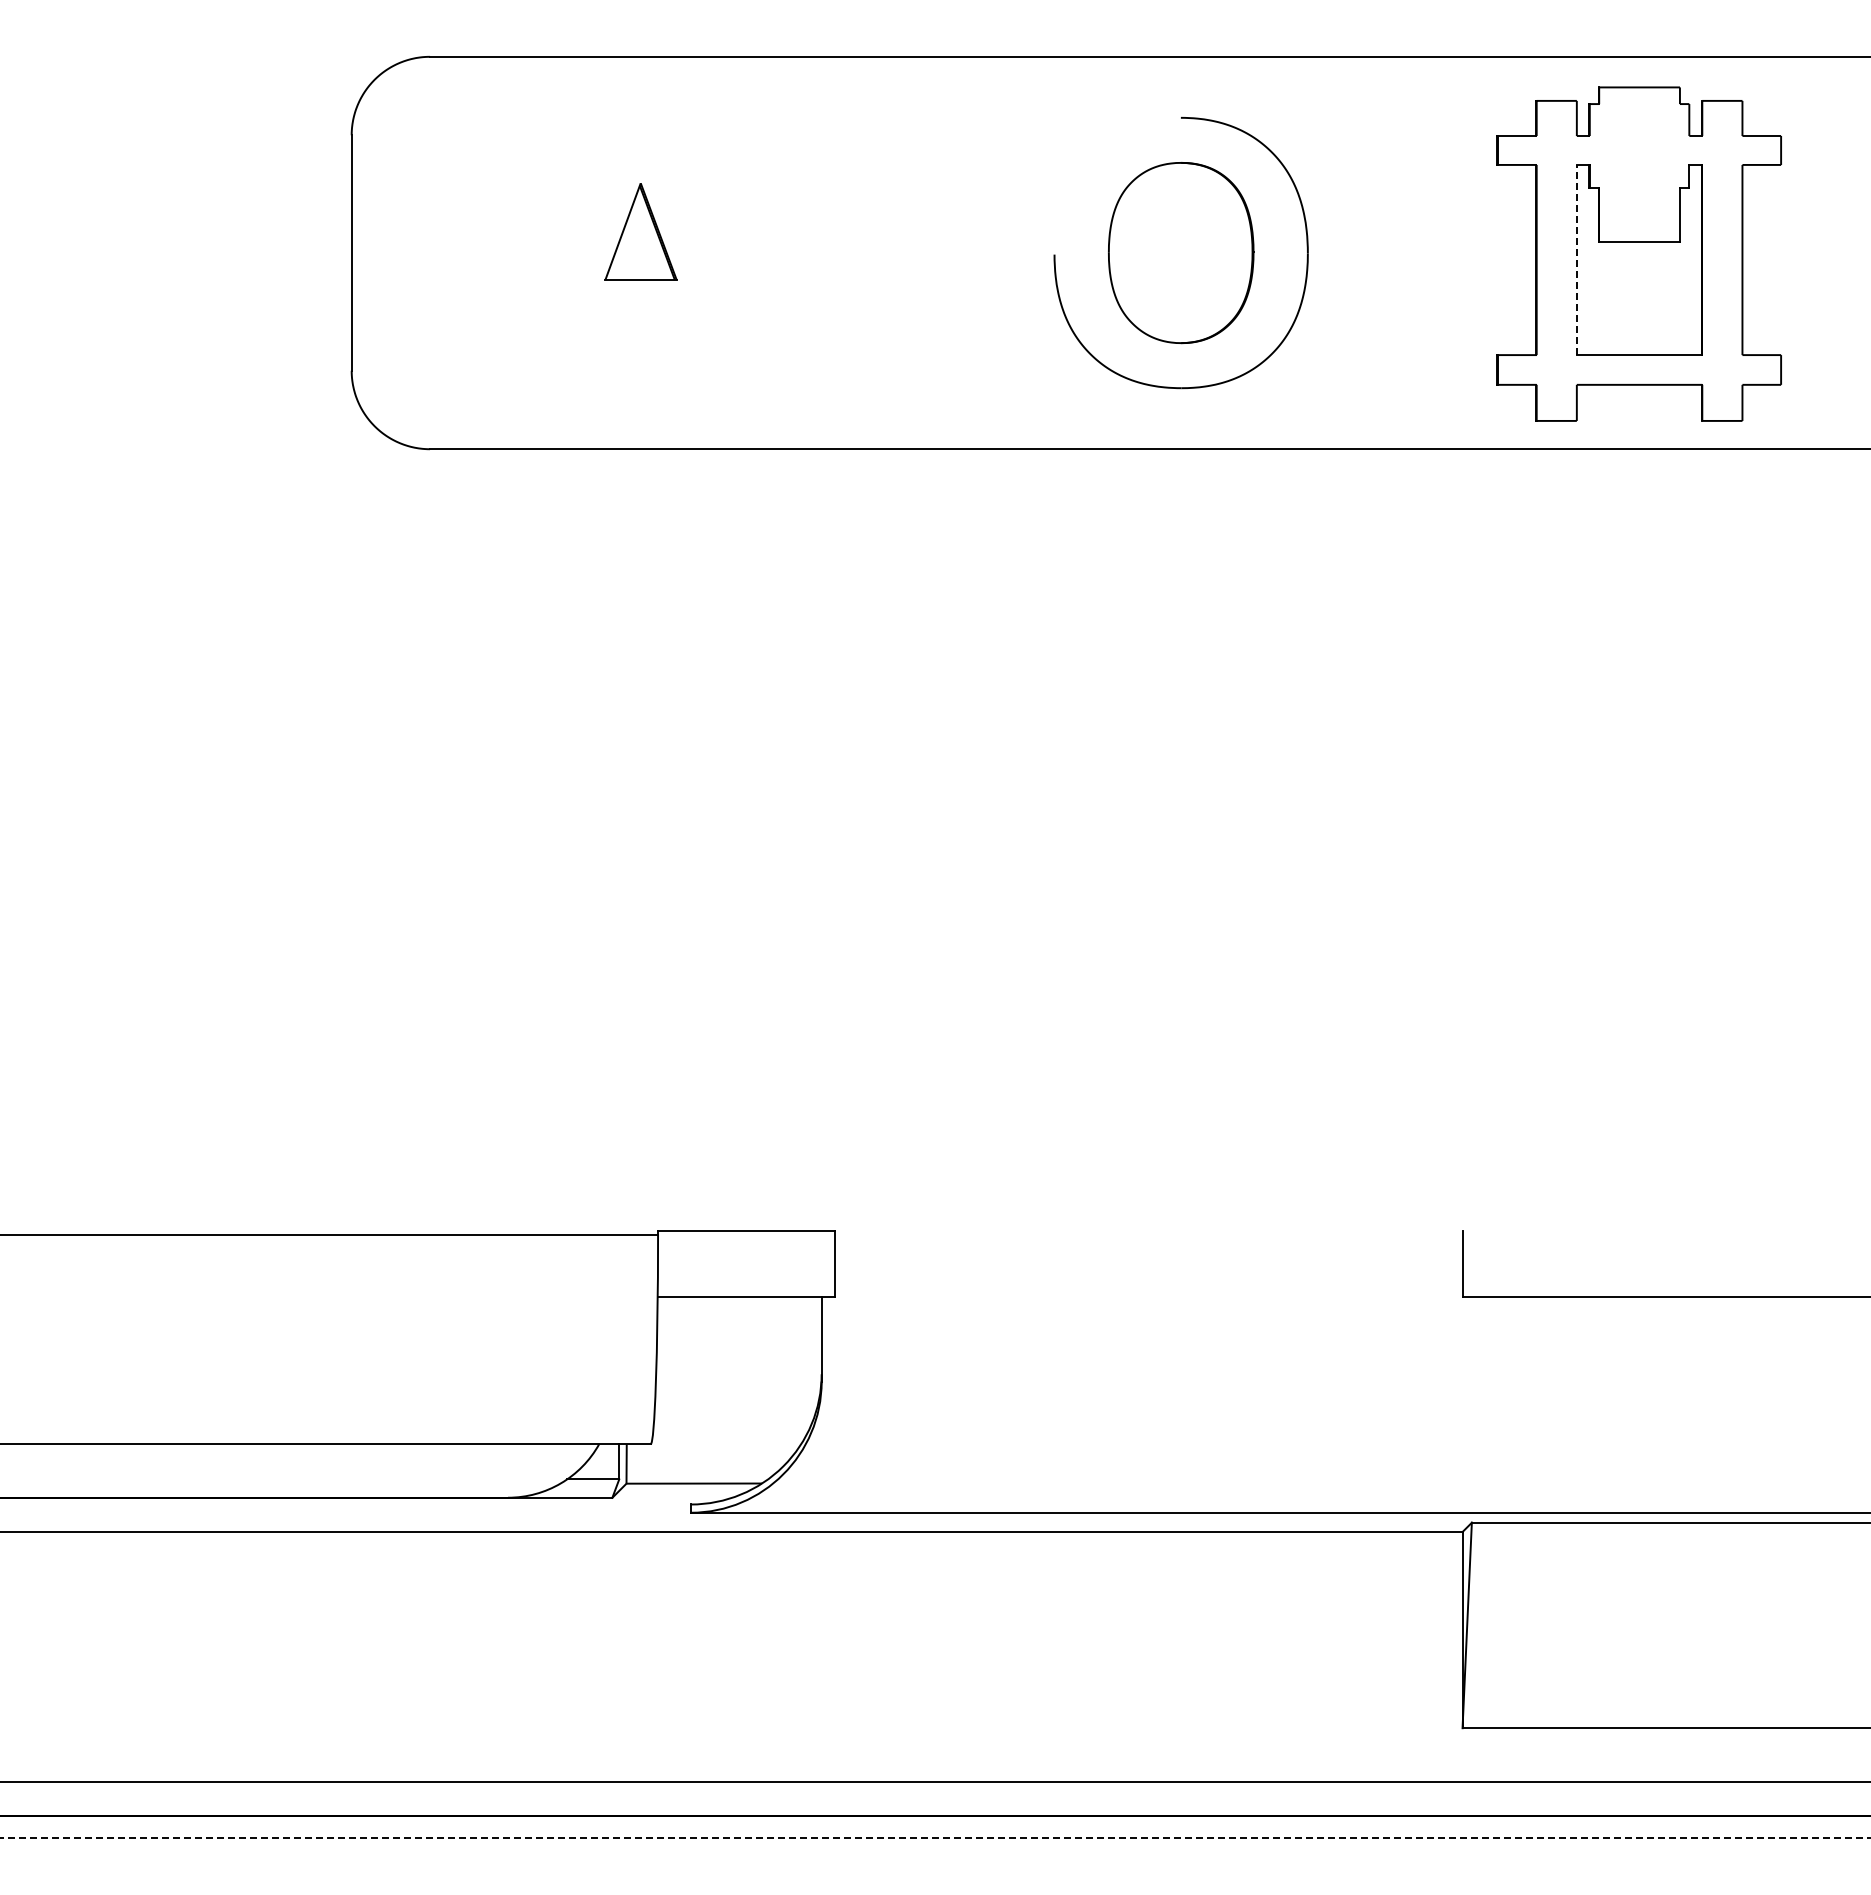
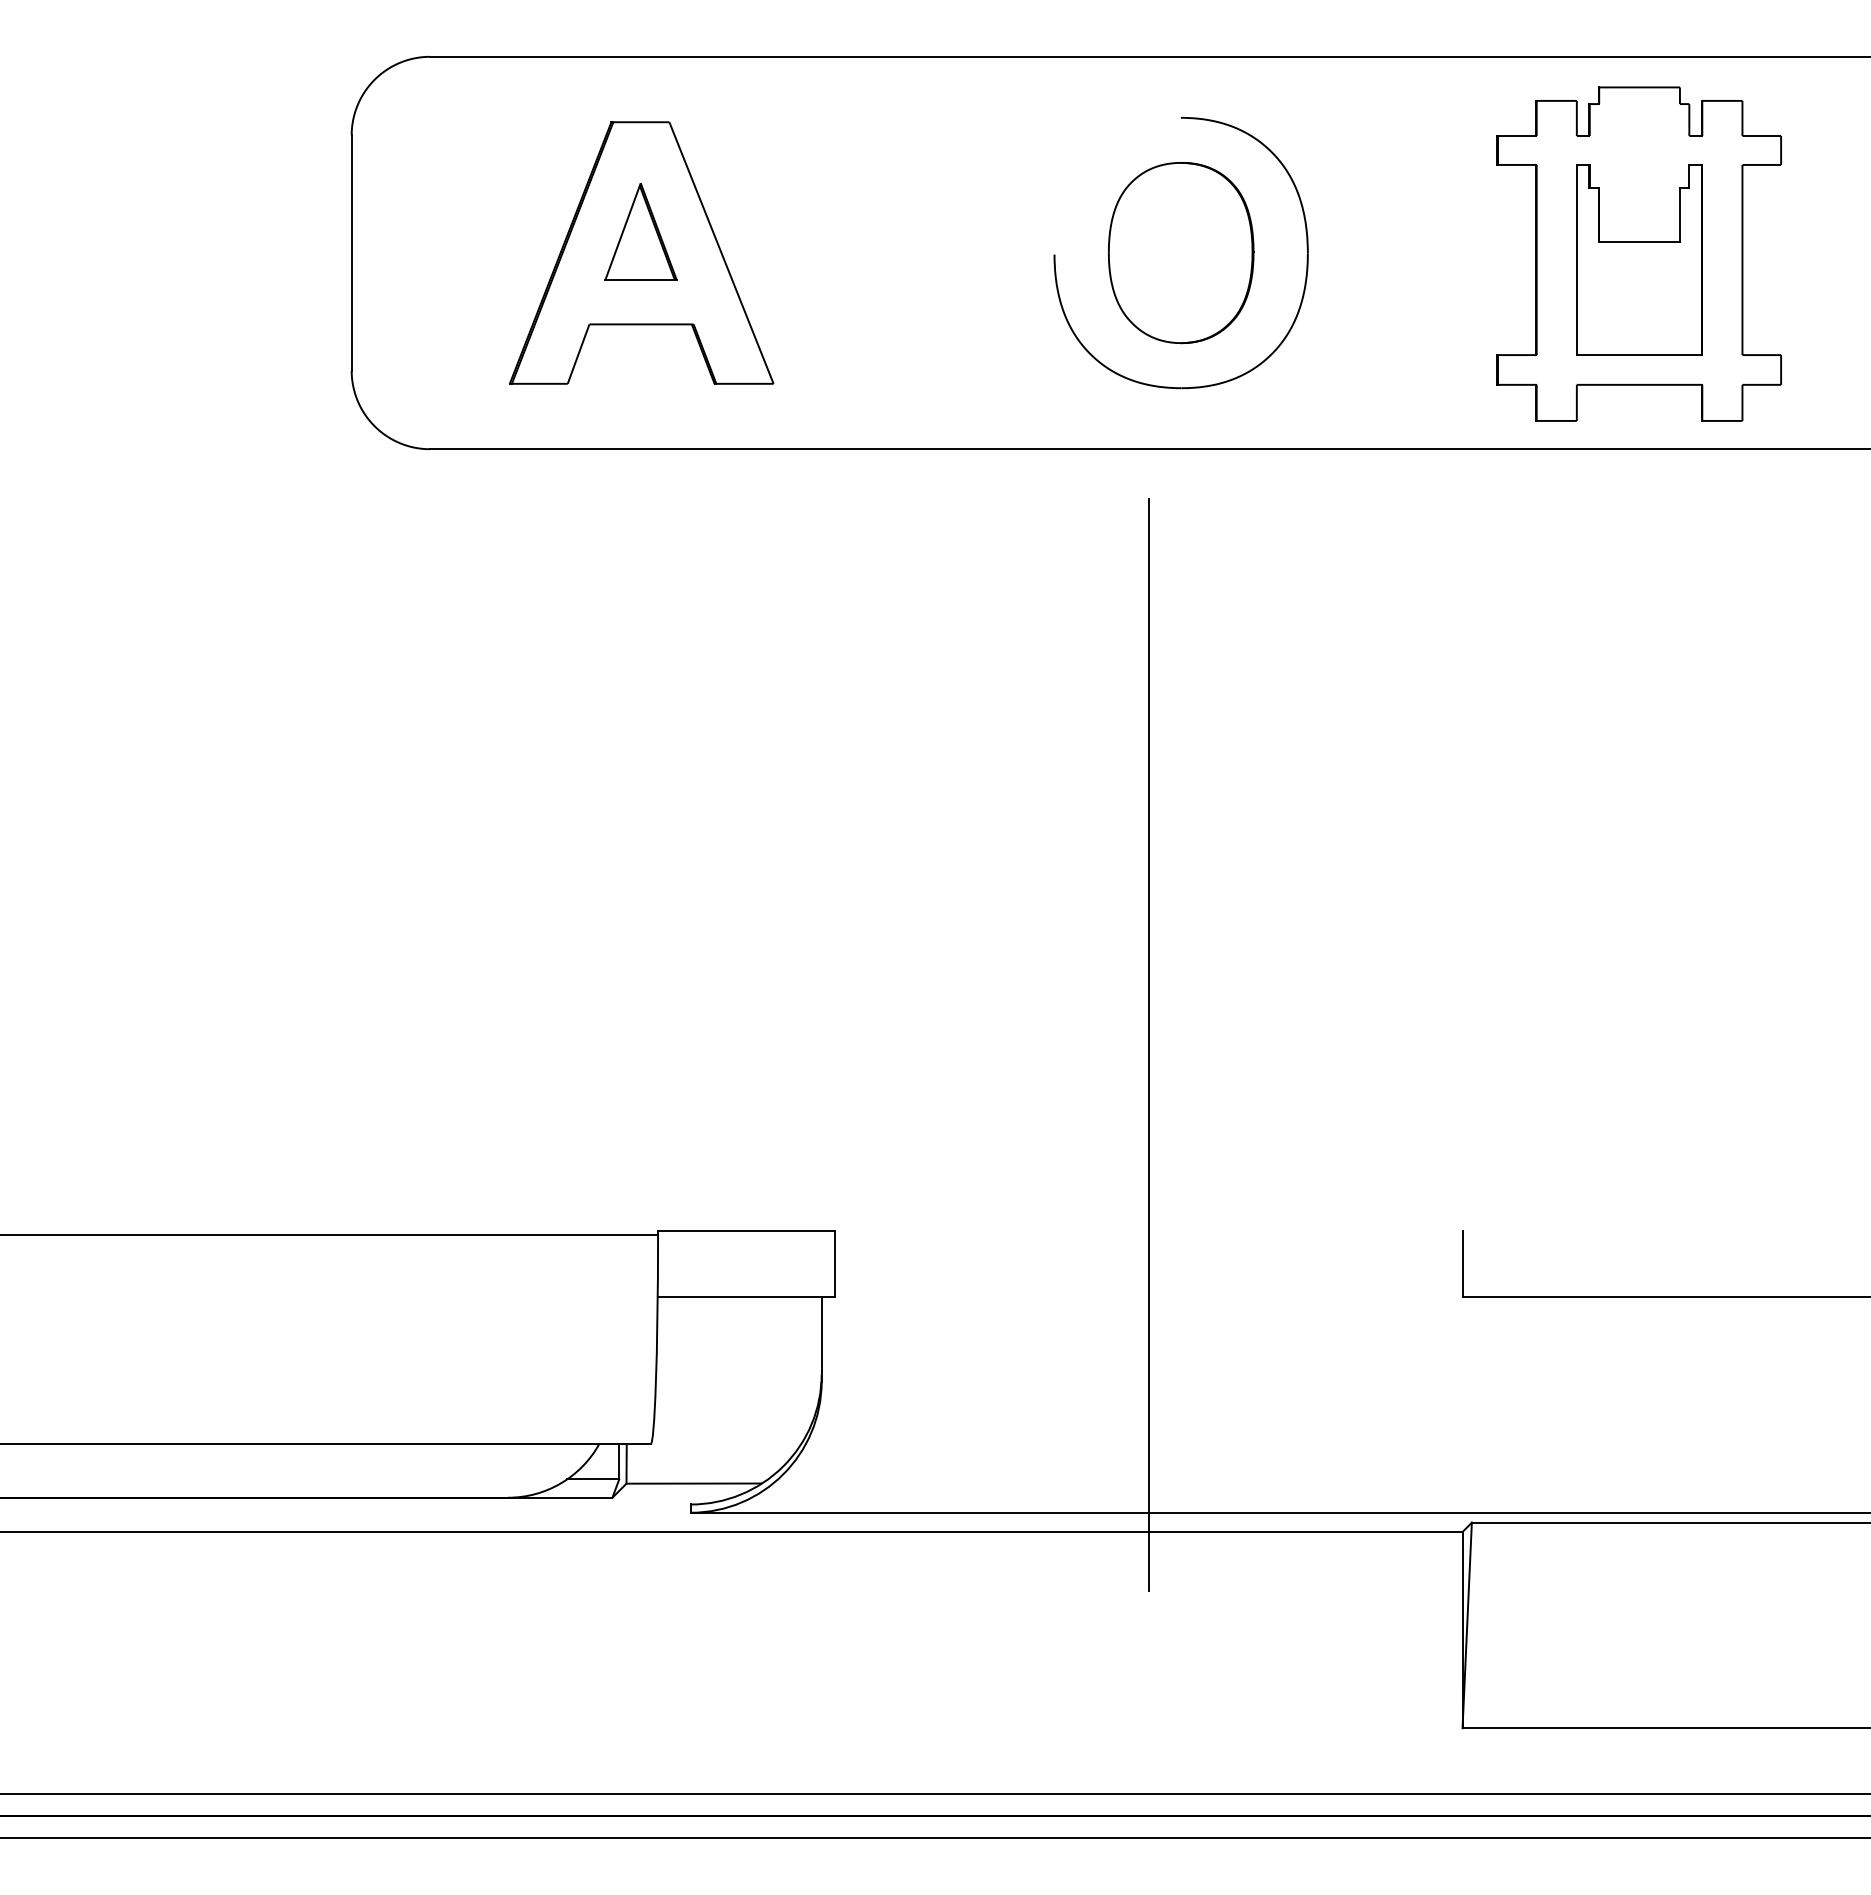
part: none -> present (641, 252)
line: dashed -> solid (1576, 259)
line: none -> present (1148, 1044)
line position: (934, 1781) -> (934, 1793) (934, 1793)
line: dashed -> solid (935, 1838)
